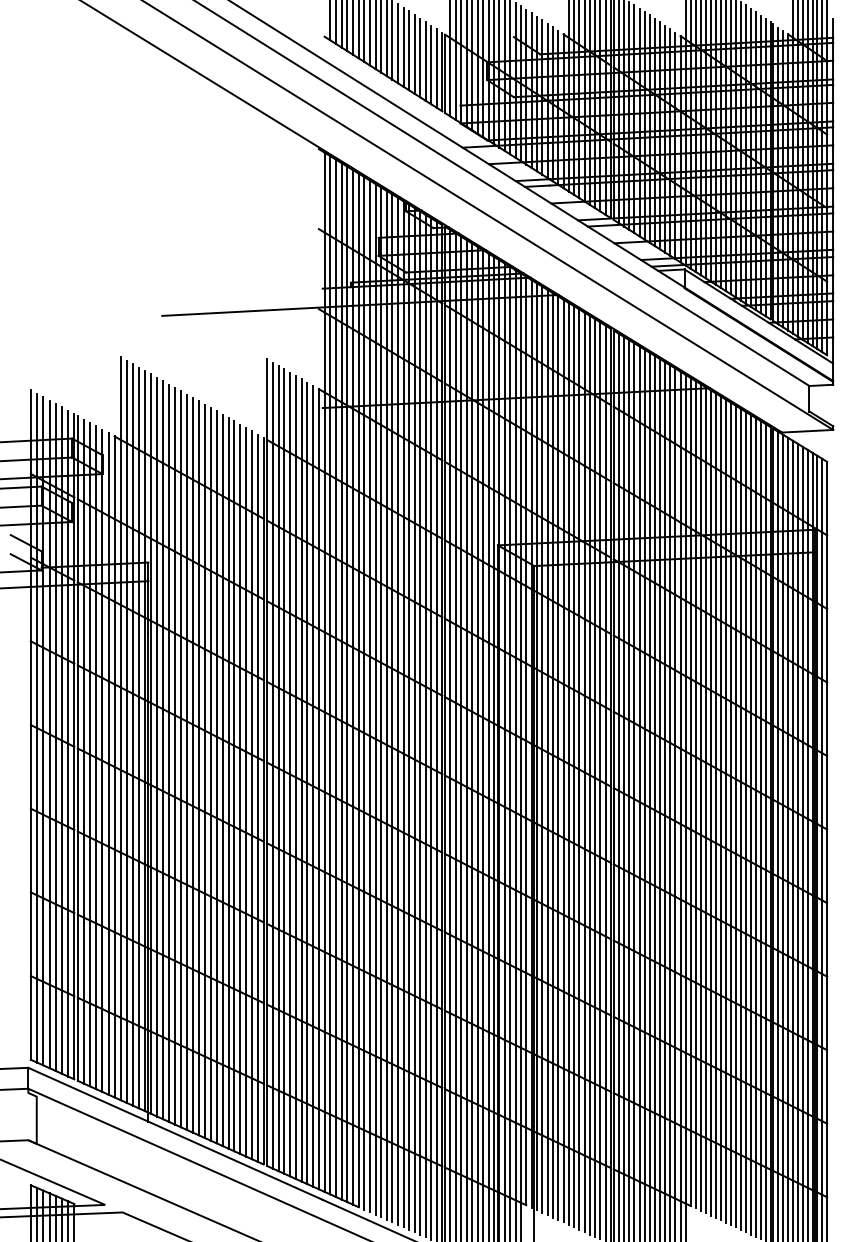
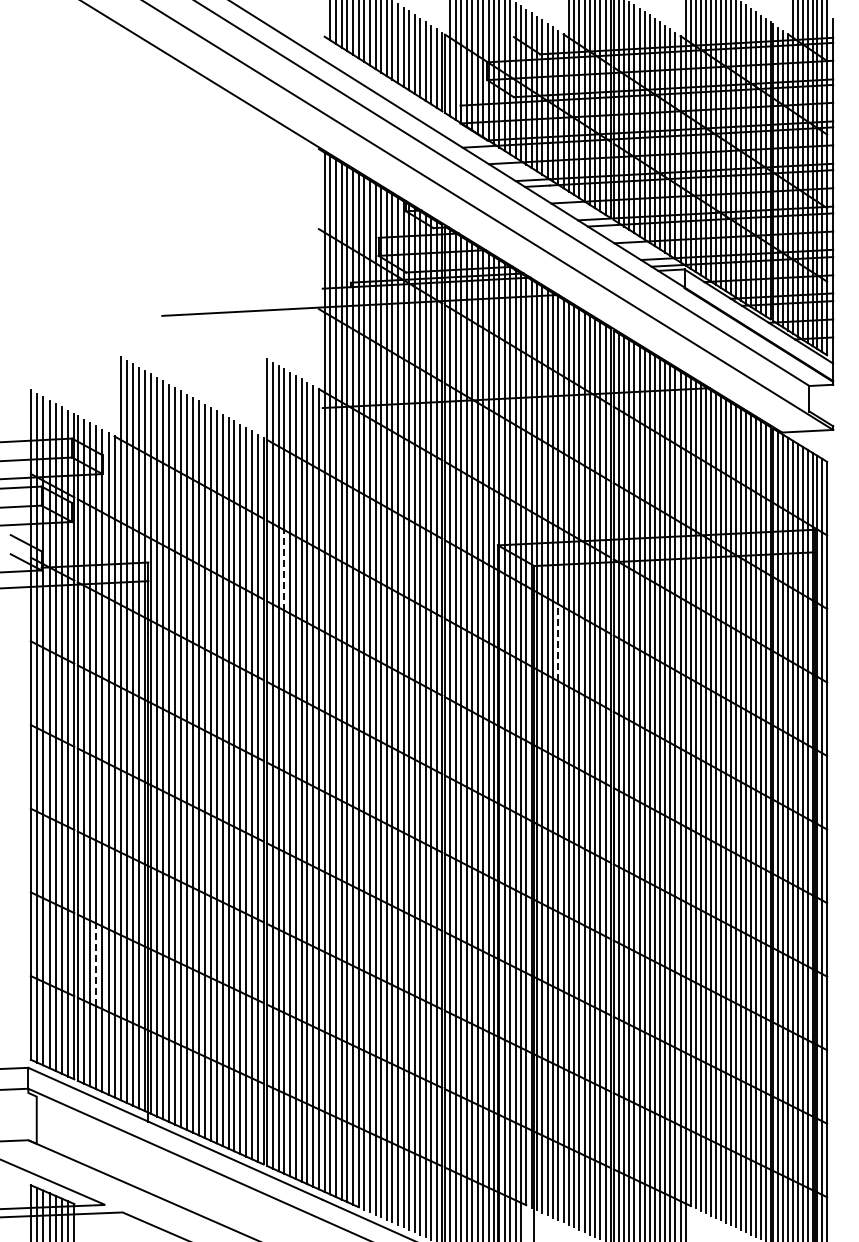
line: solid -> dashed (284, 569)
line: solid -> dashed (558, 642)
line: solid -> dashed (96, 964)
